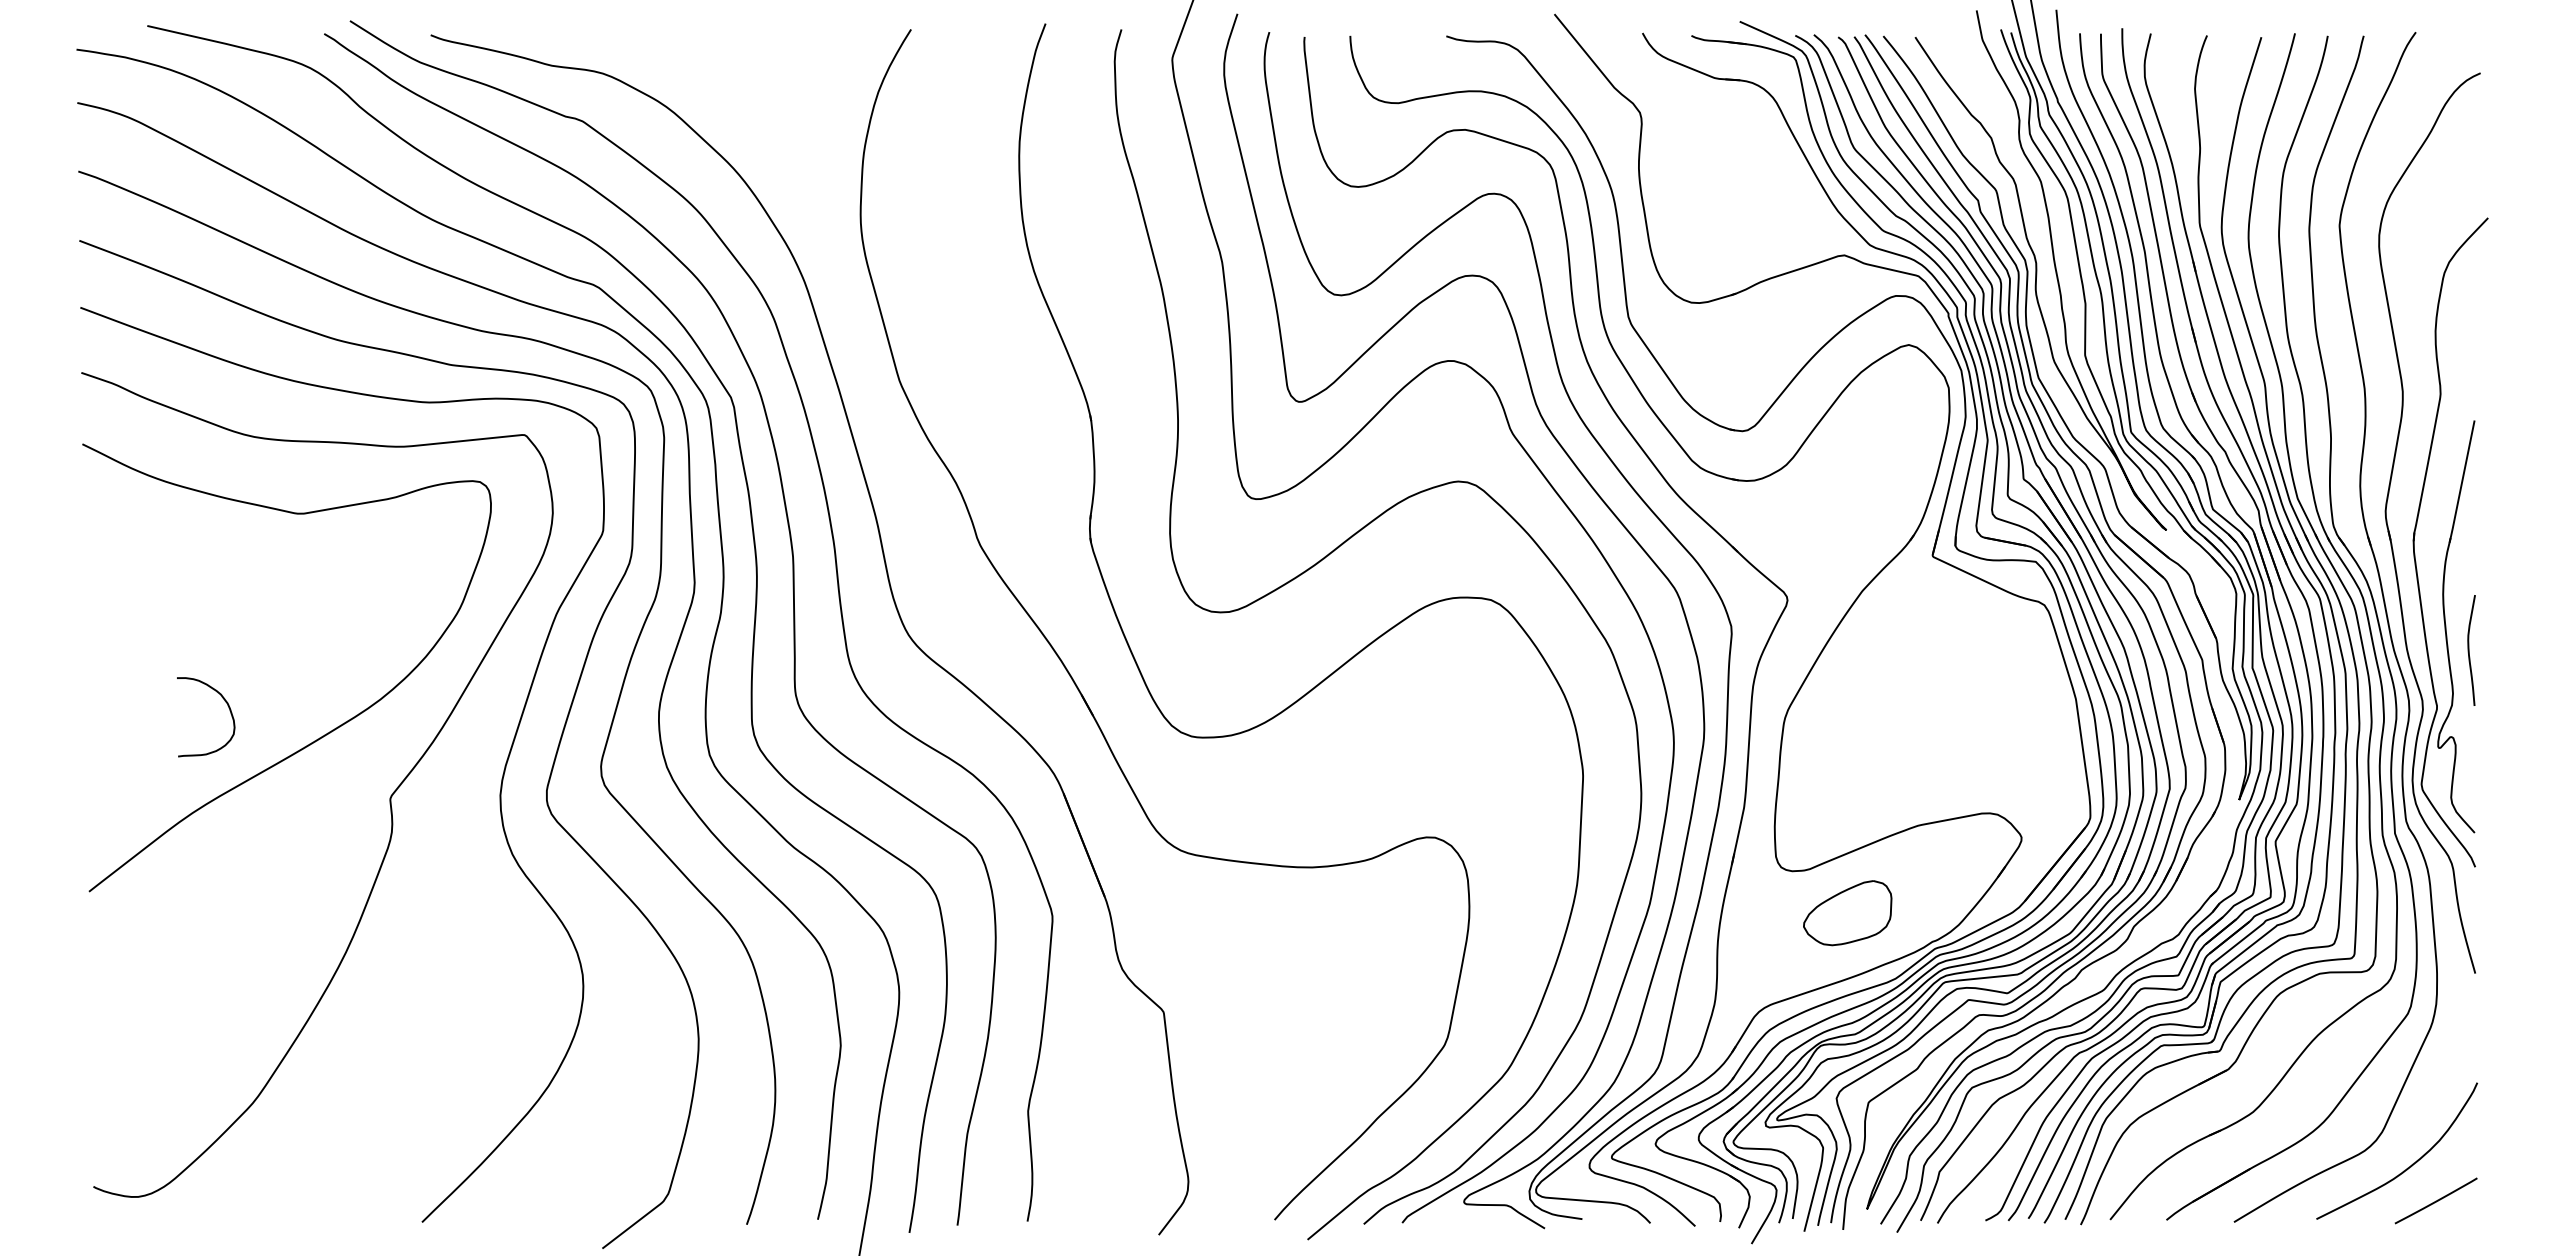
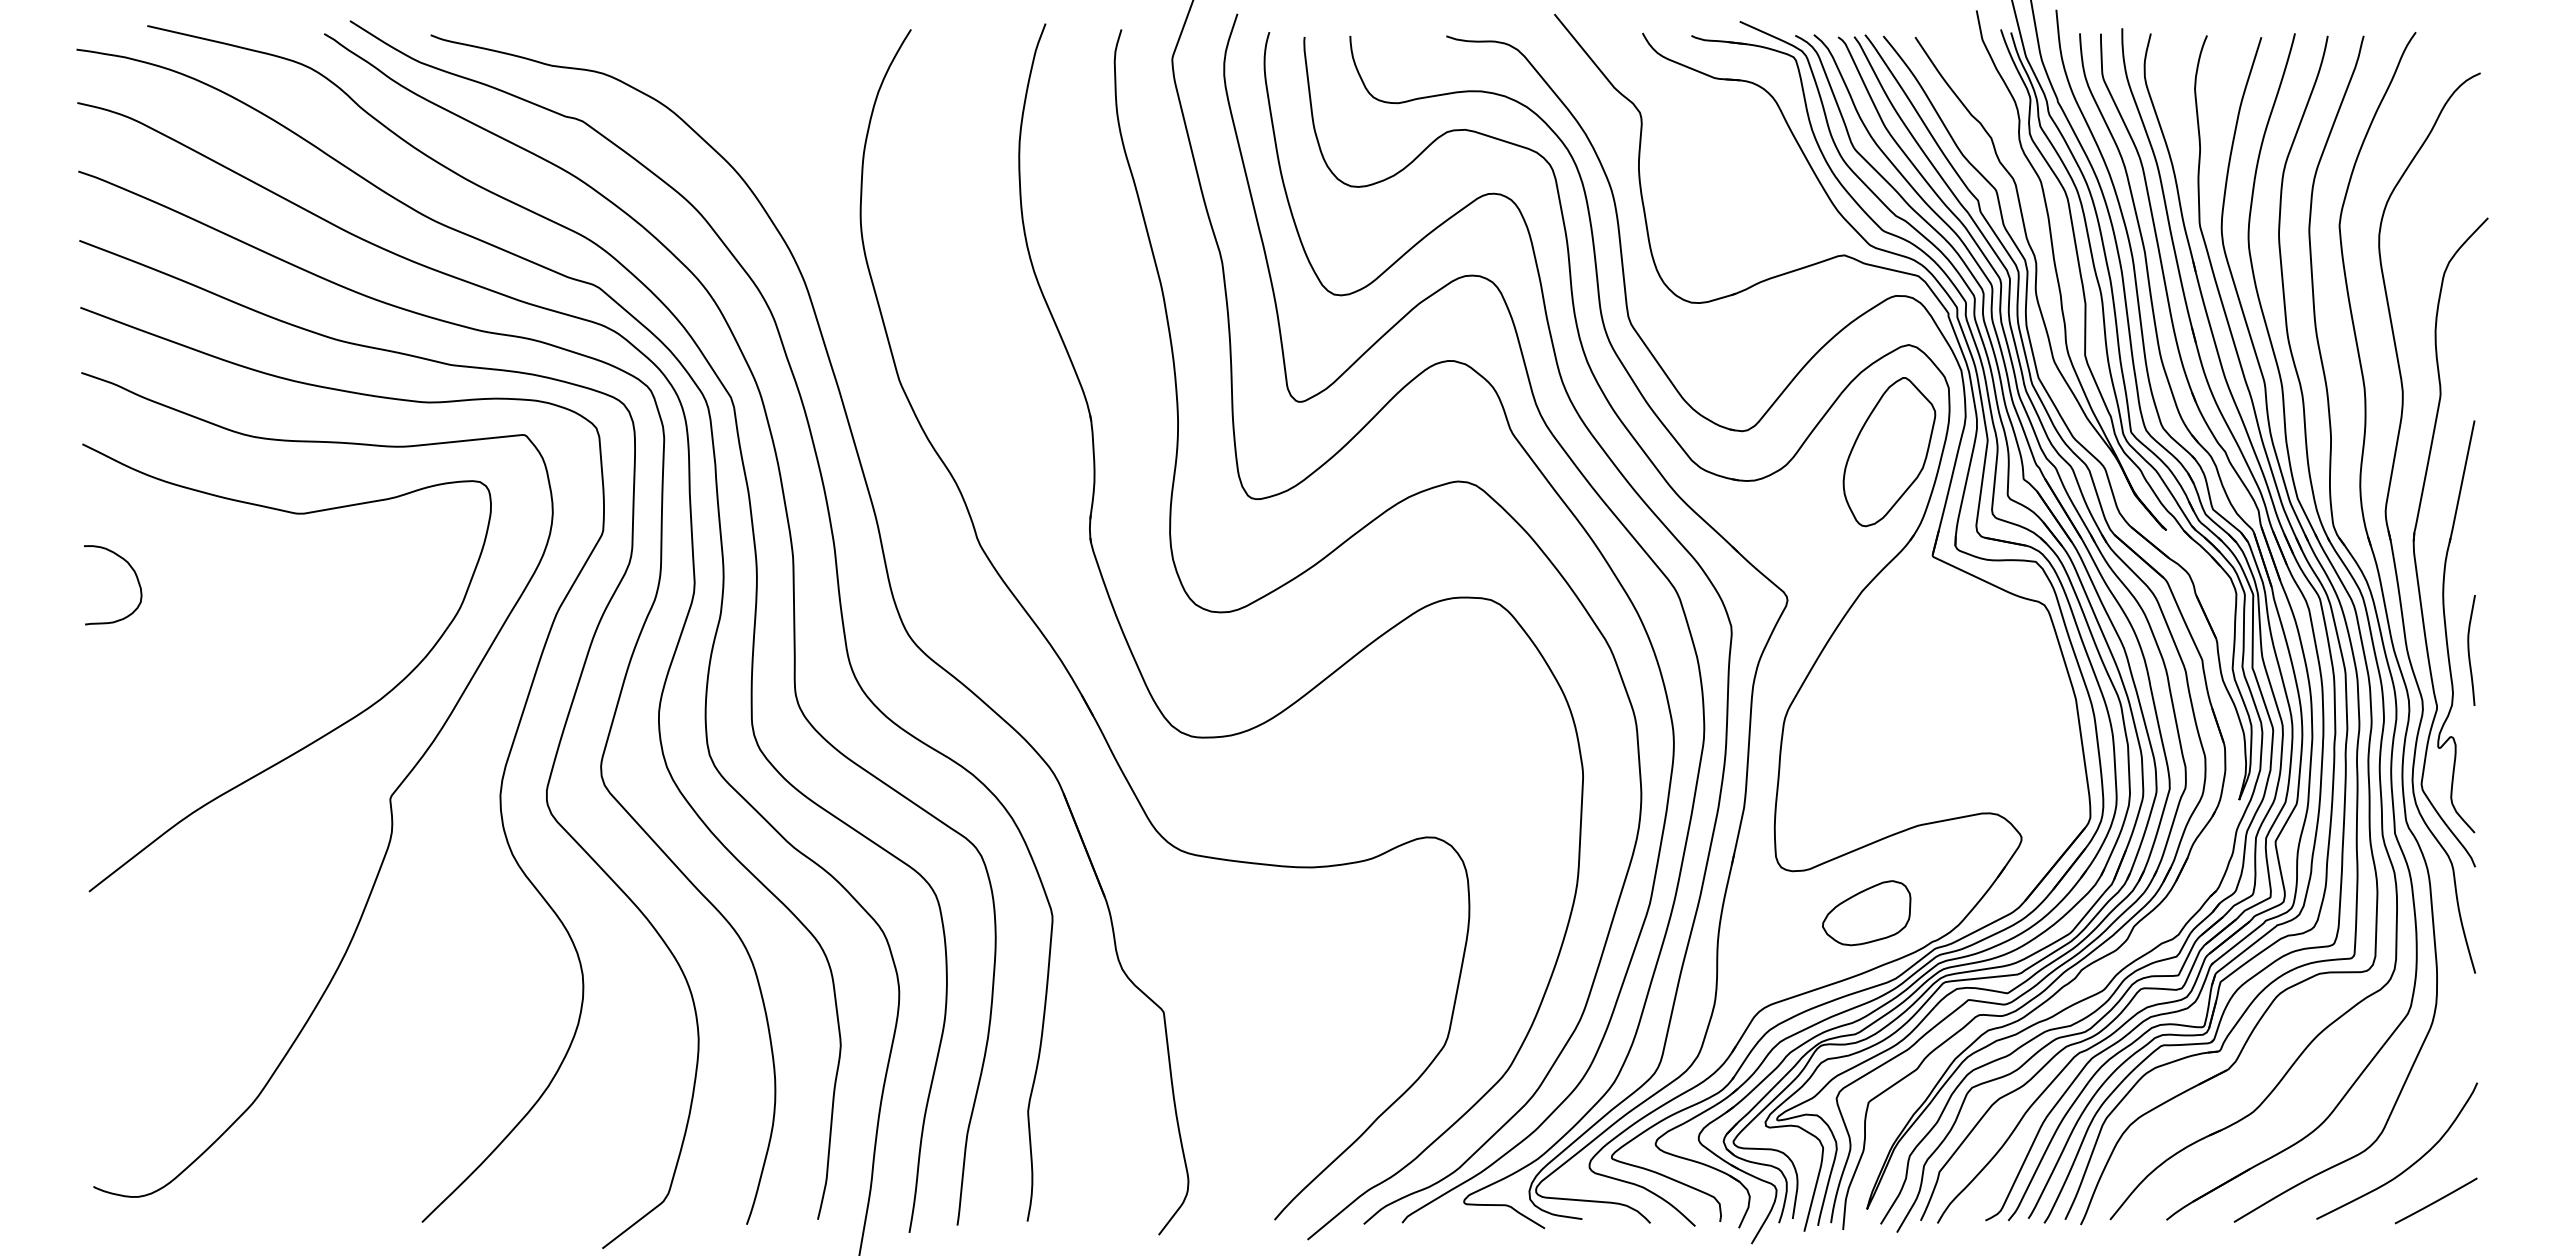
part: none -> present (1889, 452)
curve position: (228, 708) -> (135, 576) (135, 576)
part position: (1847, 913) -> (1866, 913) (1866, 913)
